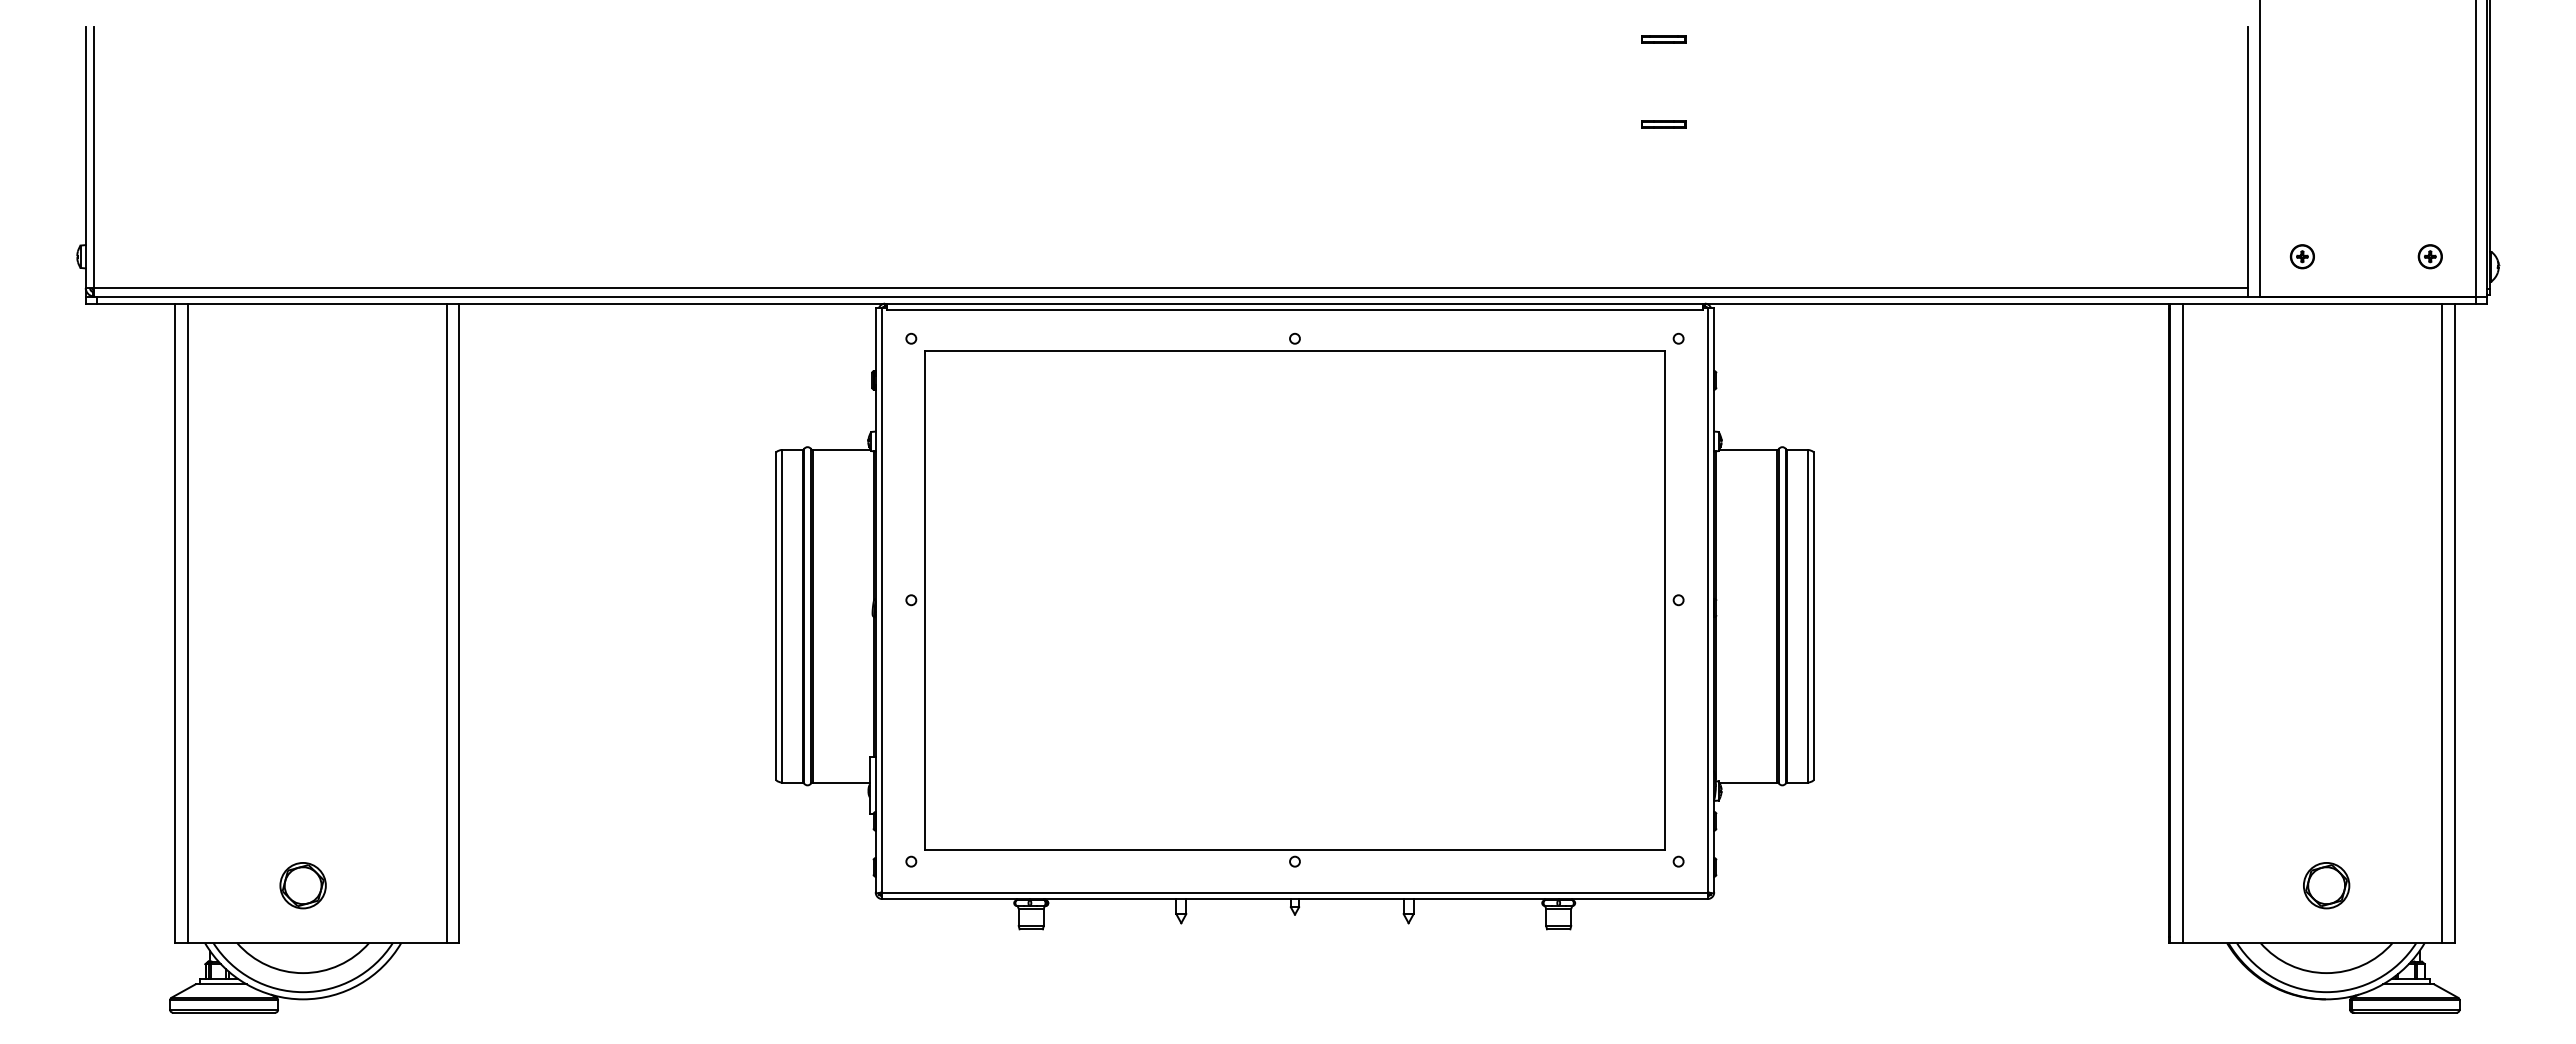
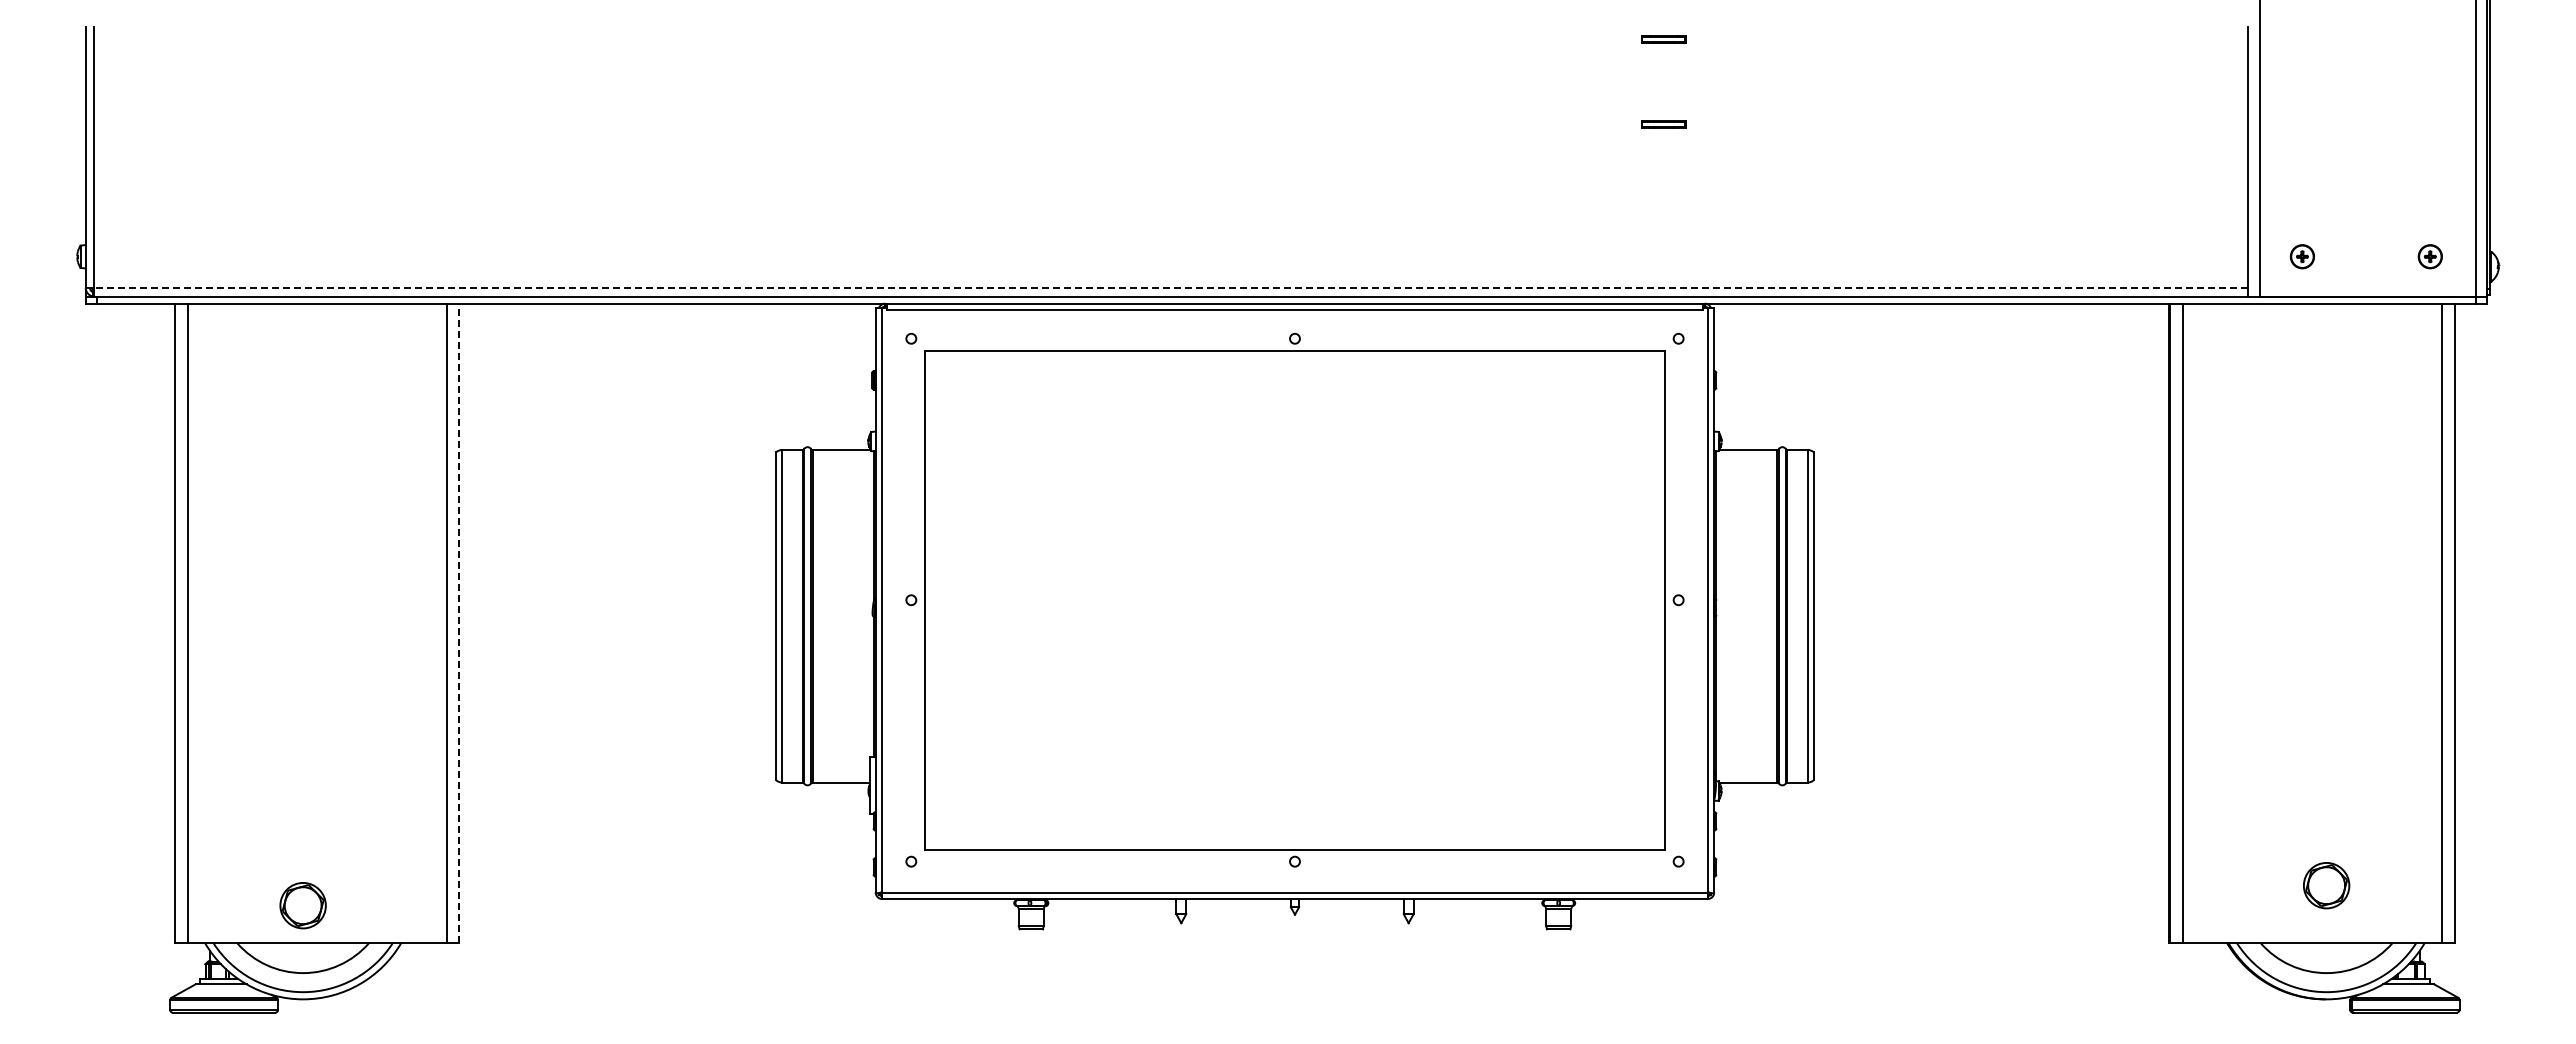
line: solid -> dashed (1170, 287)
line: solid -> dashed (459, 623)
part position: (302, 885) -> (302, 905) (302, 905)
